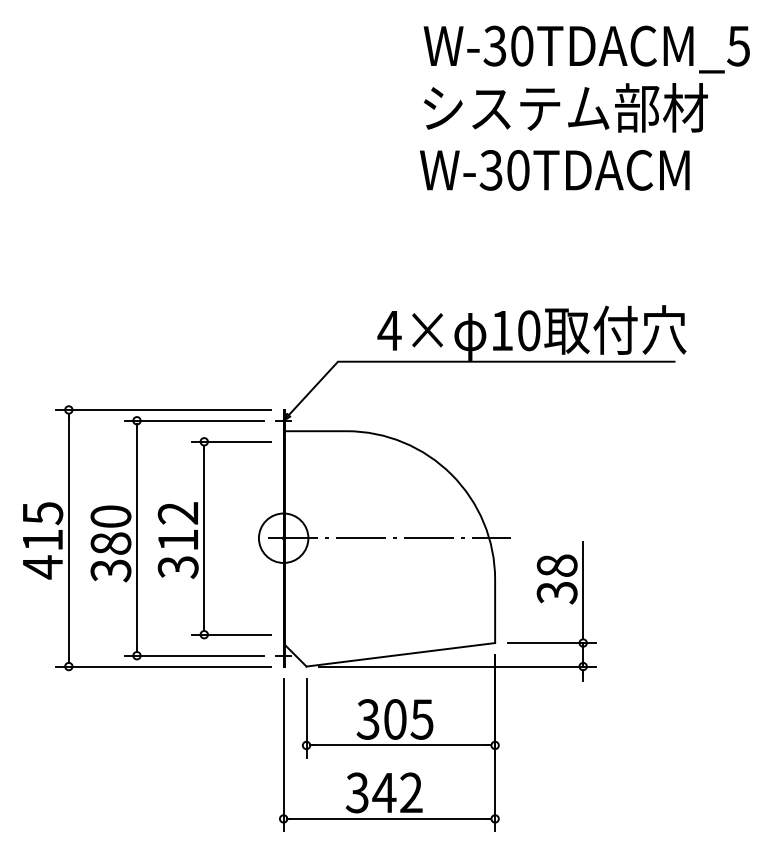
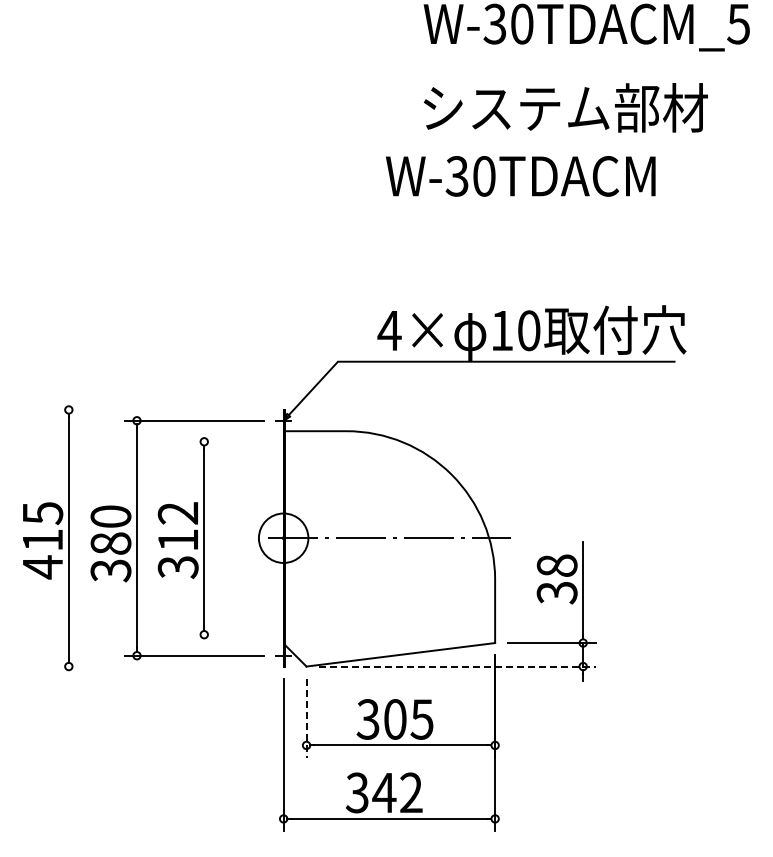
text position: (586, 49) -> (586, 27) (586, 27)
text position: (554, 170) -> (520, 176) (520, 176)
line: present -> none (163, 409)
line: present -> none (231, 441)
line: present -> none (231, 634)
line: present -> none (163, 666)
line: solid -> dashed (457, 666)
line: solid -> dashed (306, 718)
